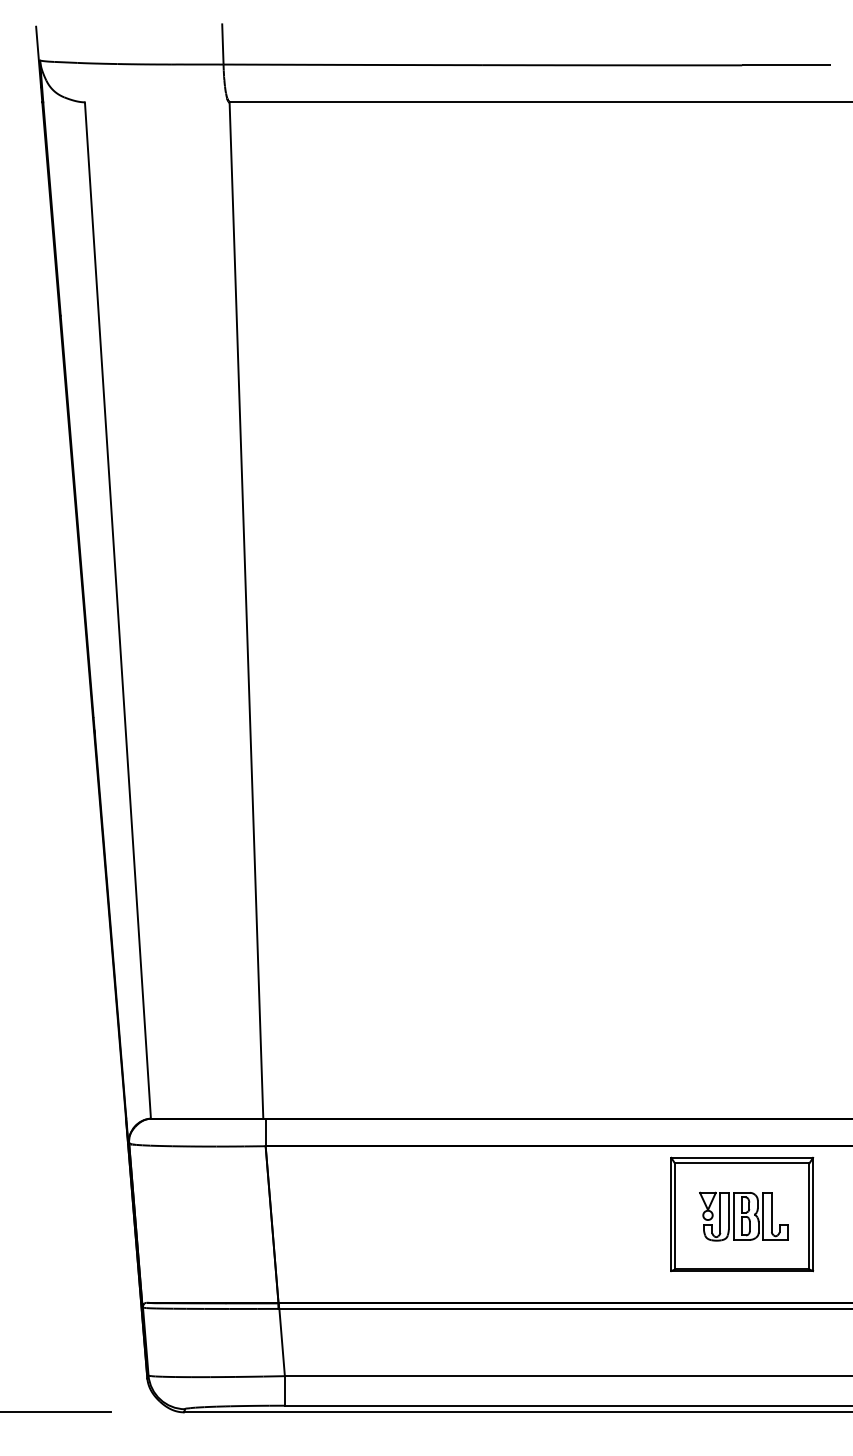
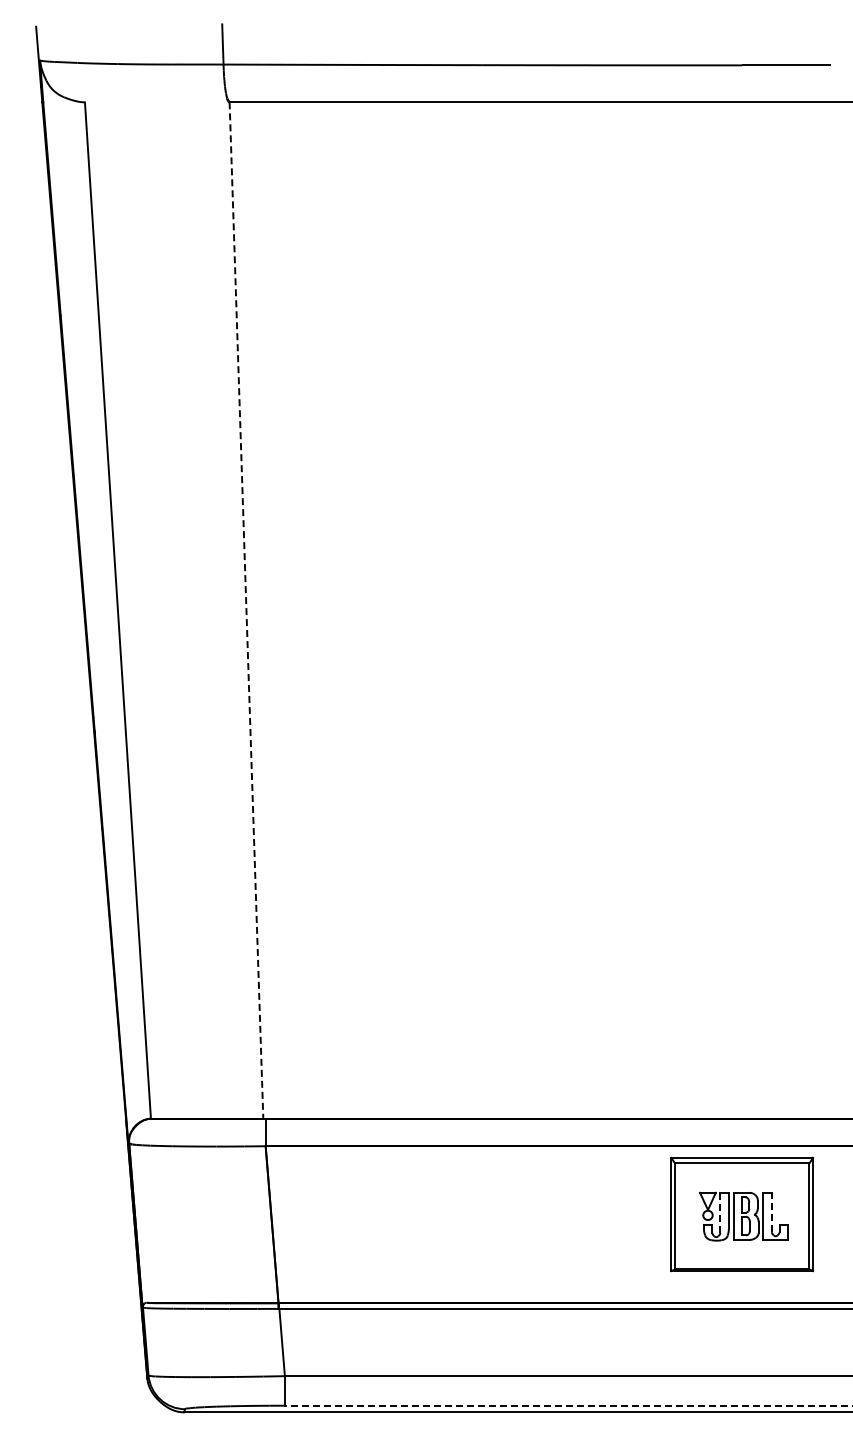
line: solid -> dashed (246, 611)
line: solid -> dashed (771, 1212)
line: solid -> dashed (720, 1213)
line: solid -> dashed (568, 1405)
line: present -> none (56, 1412)
